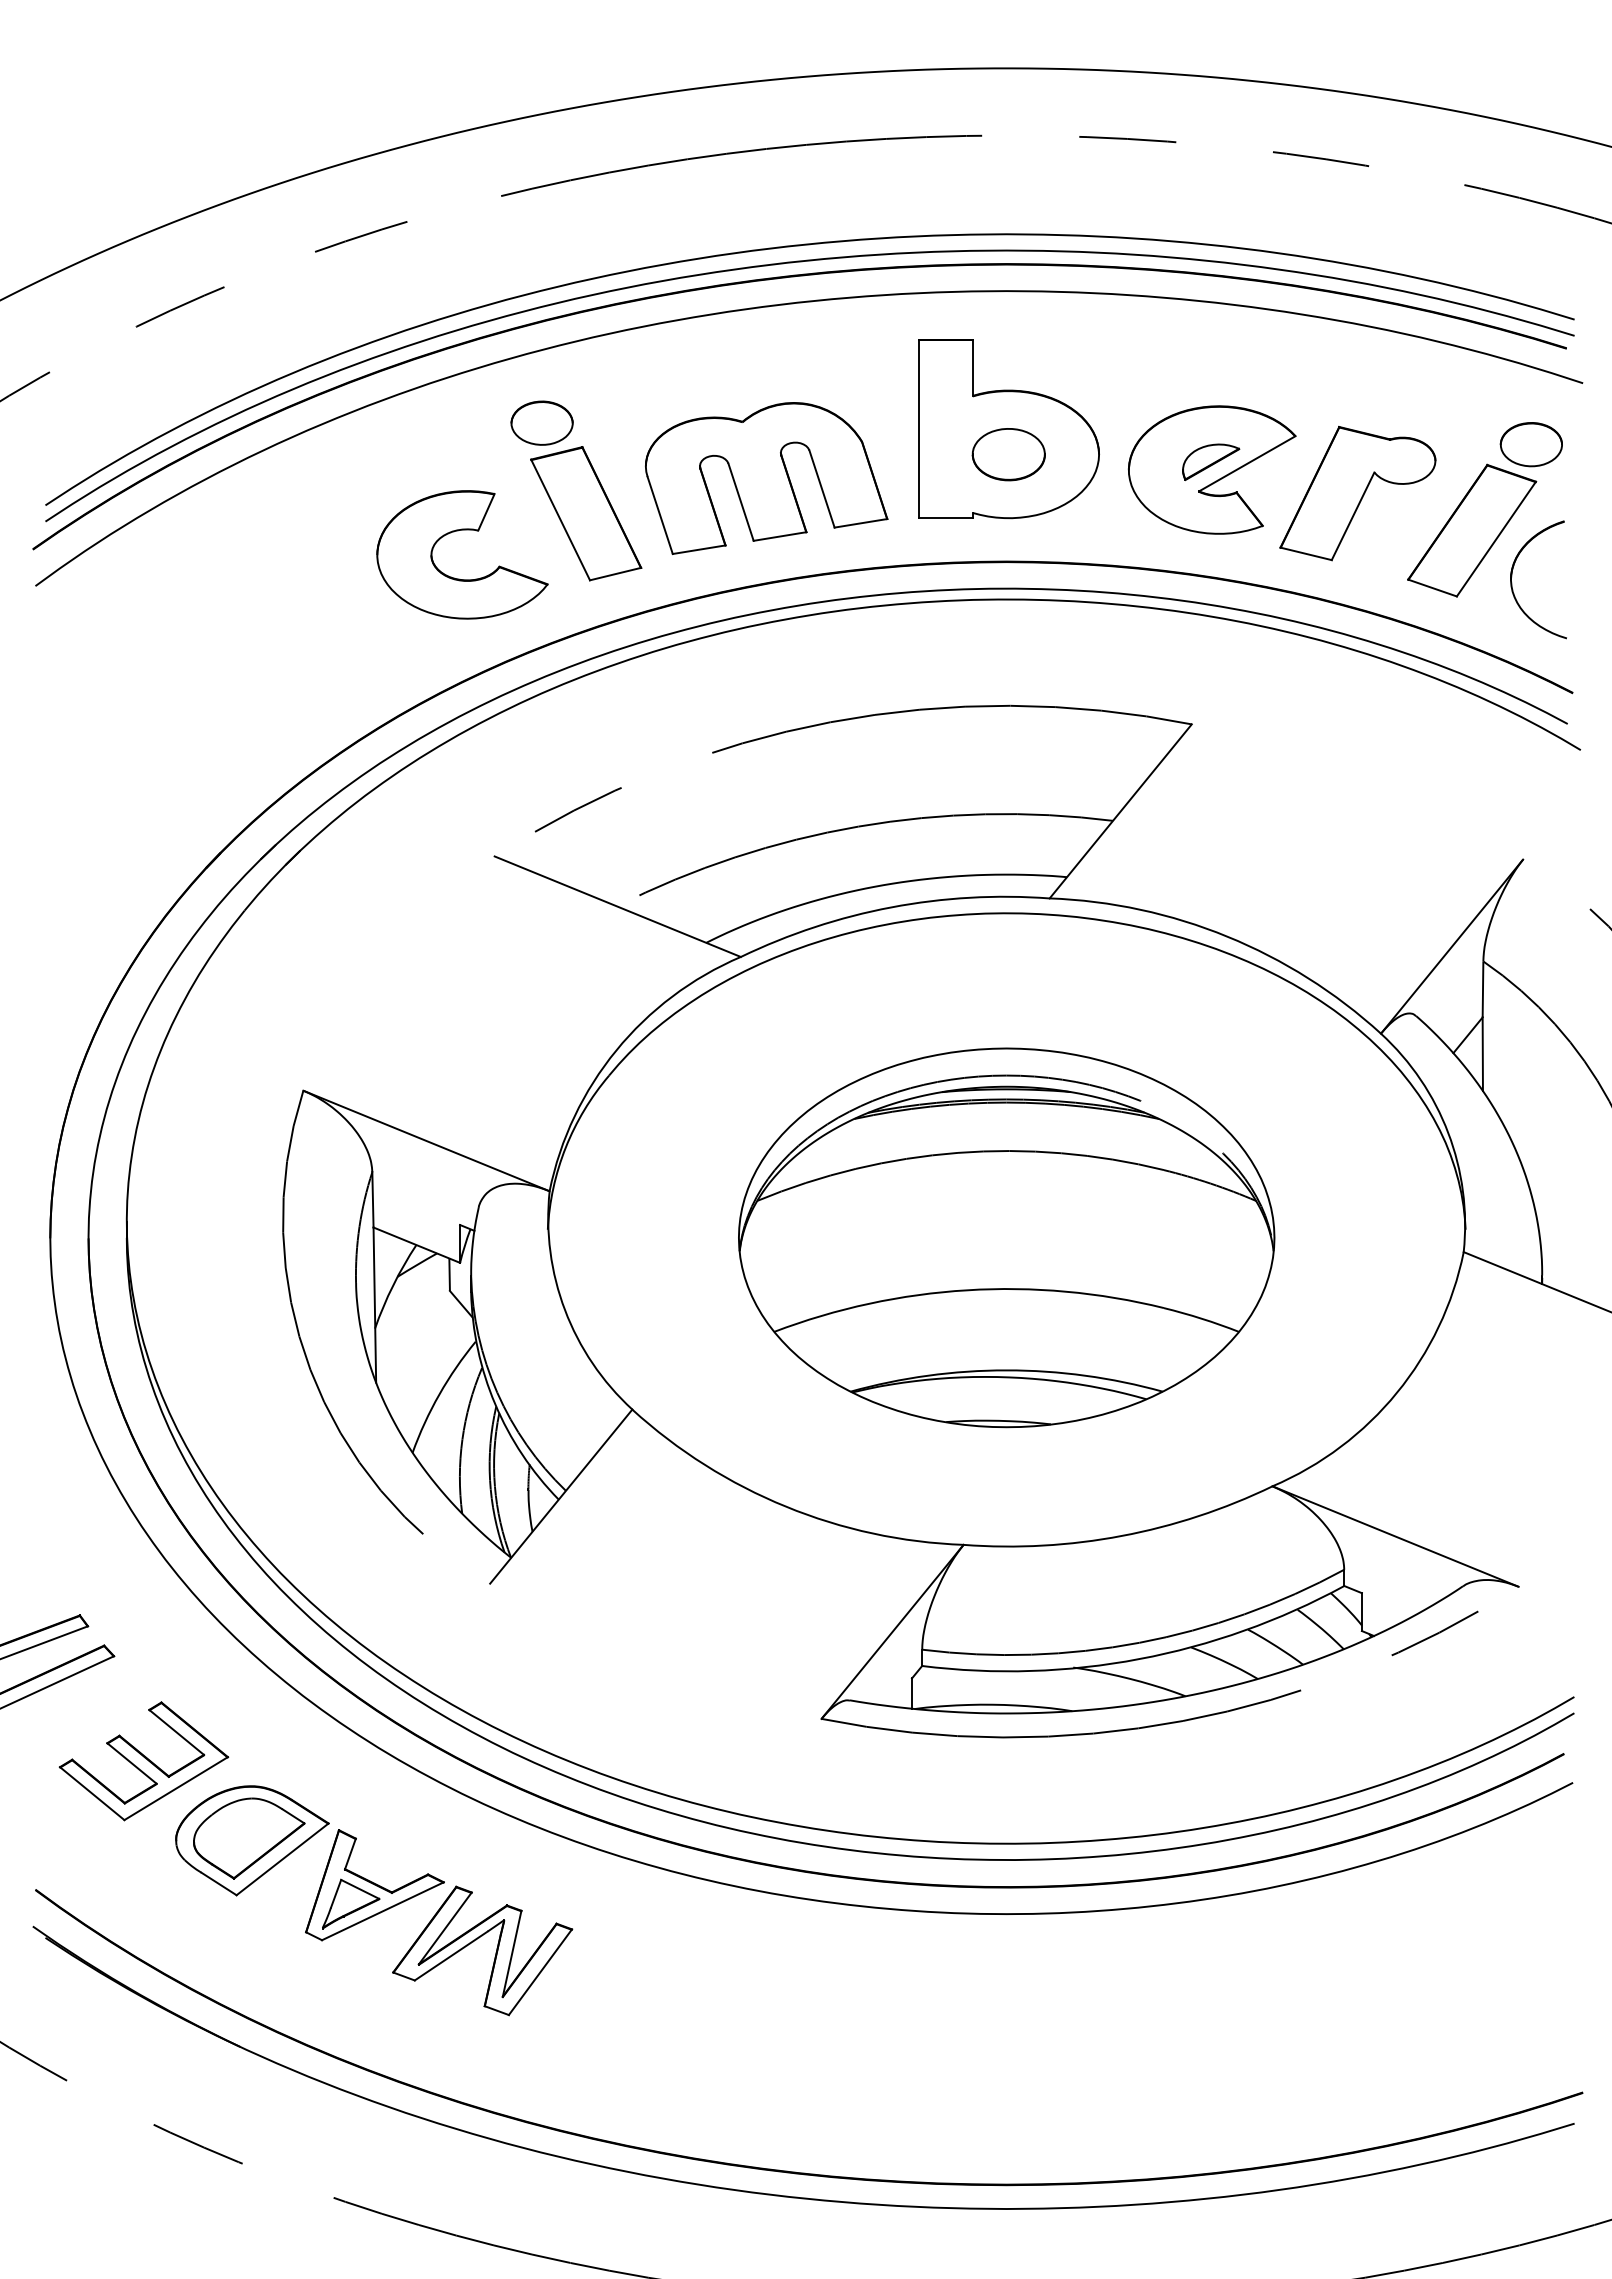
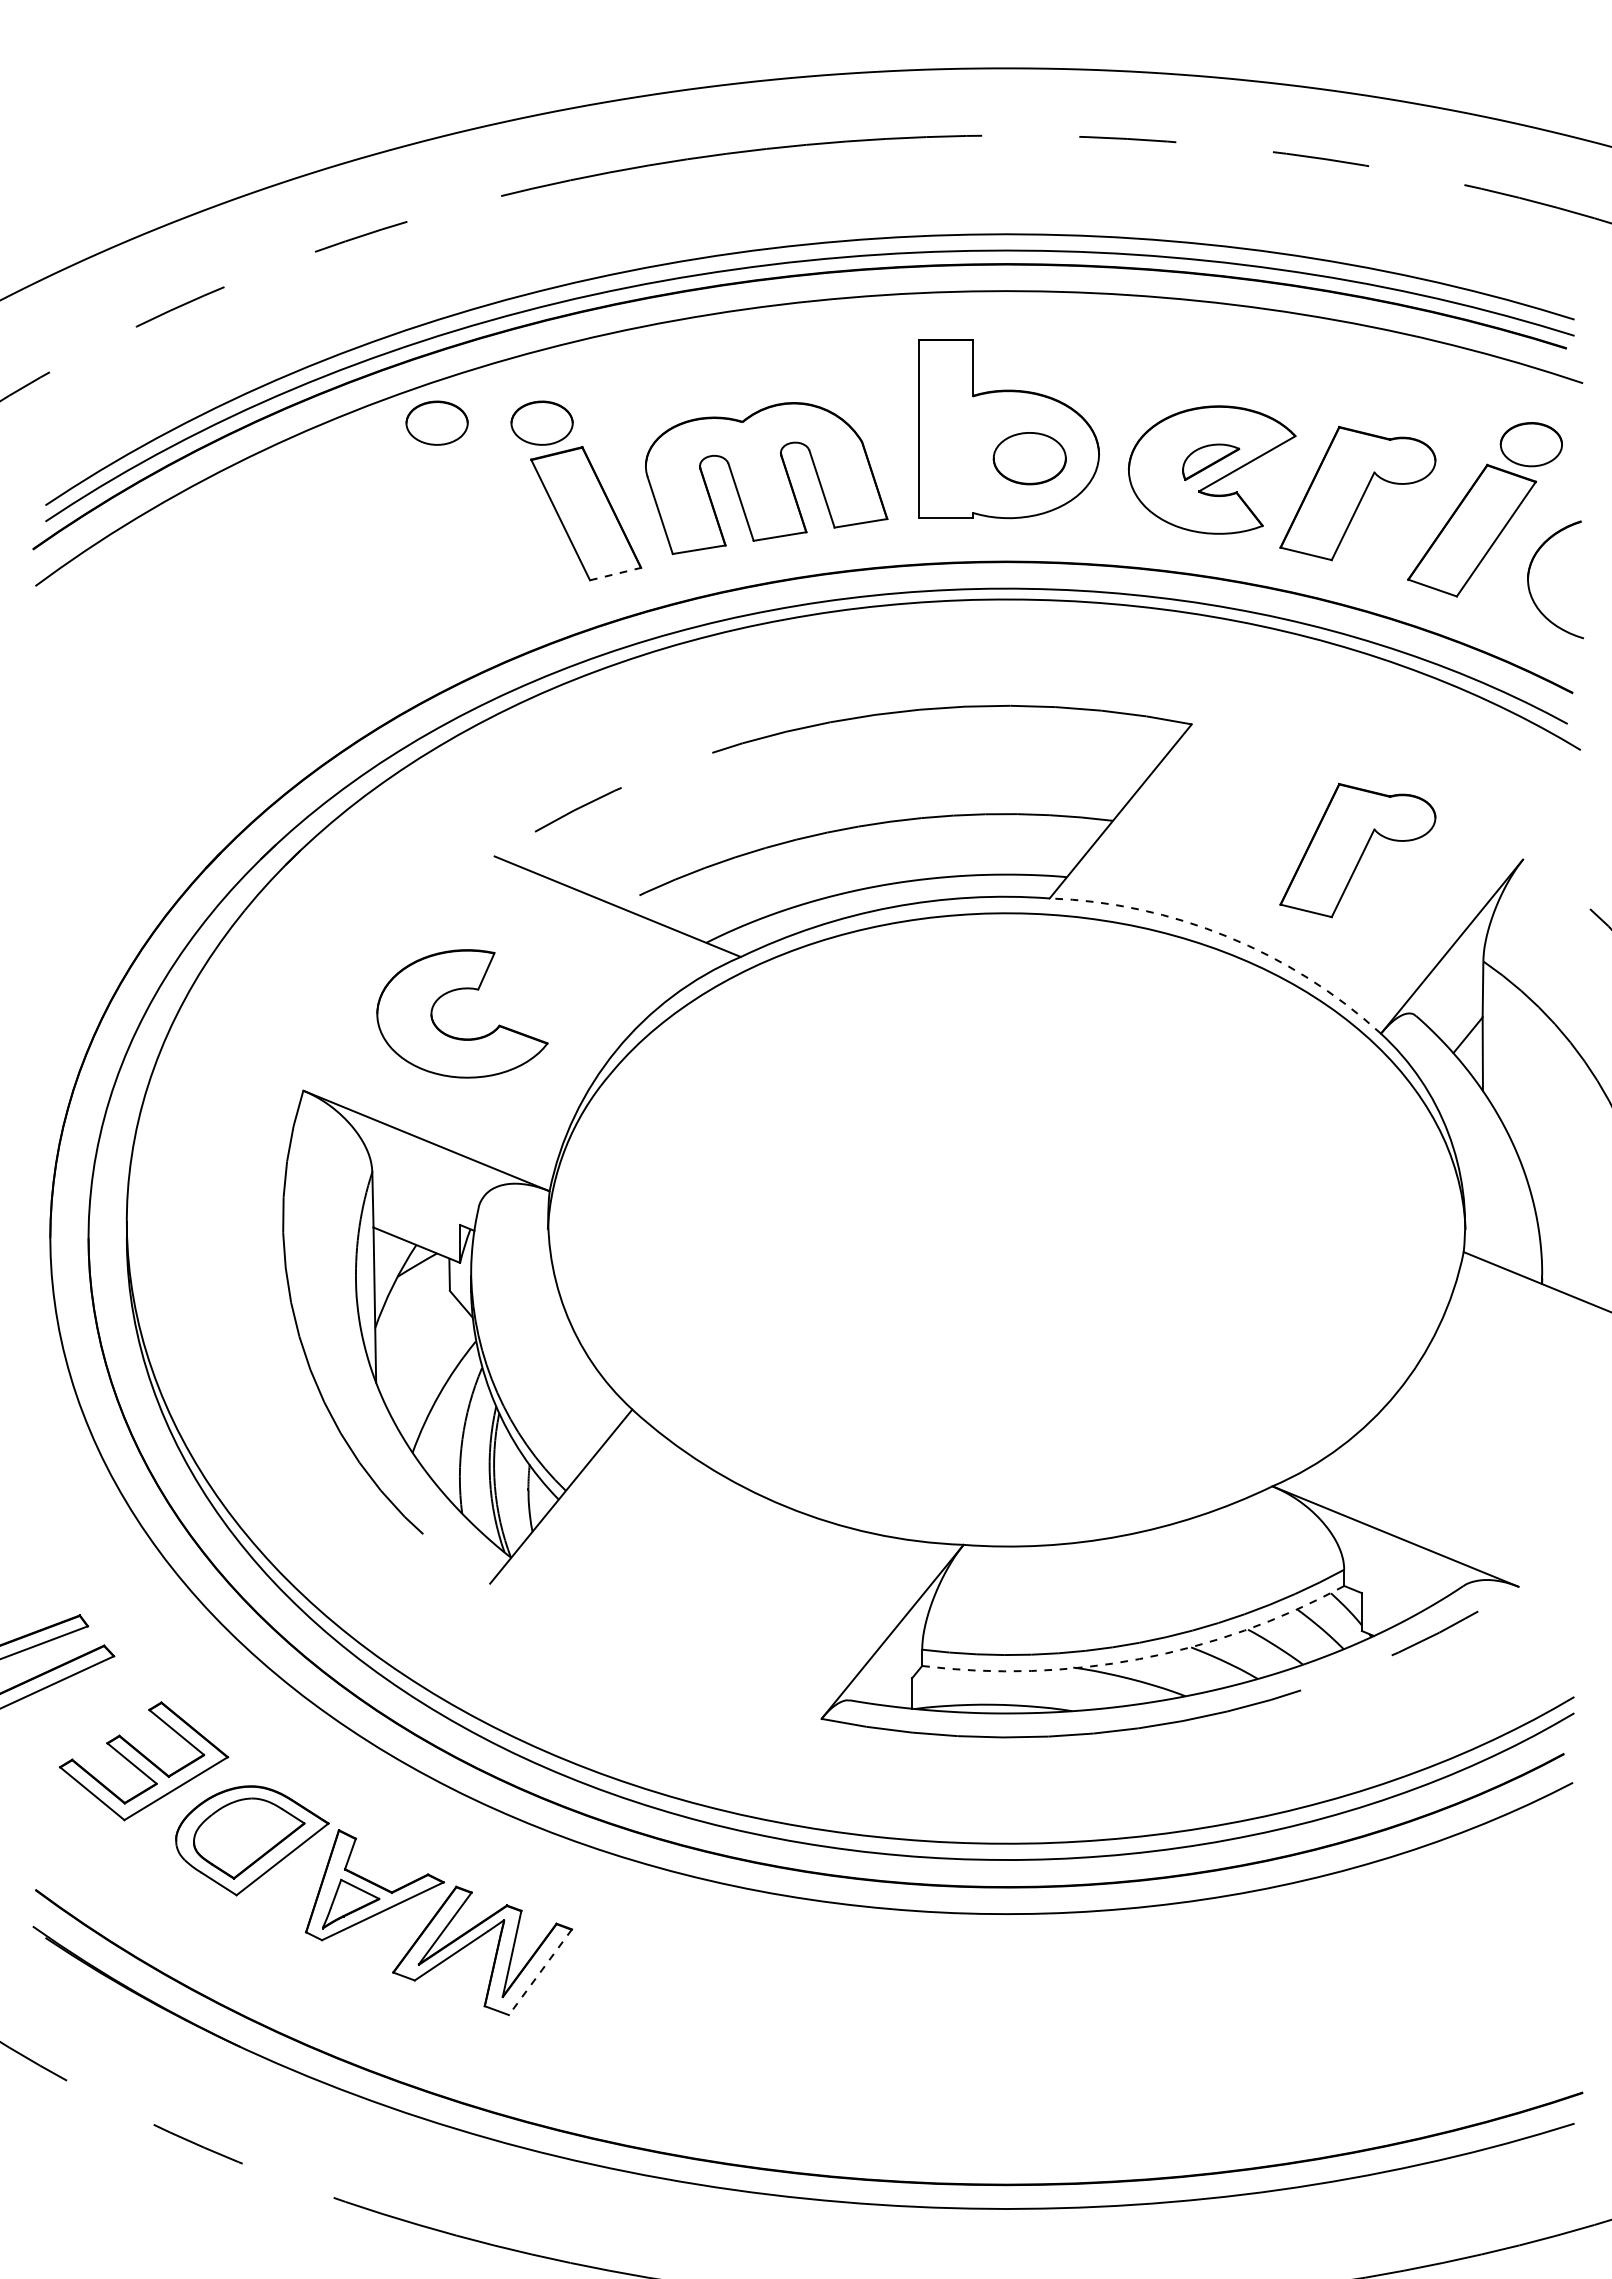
part: none -> present (436, 422)
part position: (1008, 454) -> (1029, 458) (1029, 458)
part position: (458, 531) -> (458, 990) (458, 990)
line: solid -> dashed (616, 573)
part position: (1512, 576) -> (1529, 576) (1529, 576)
part: none -> present (1357, 850)
arc: solid -> dashed (1227, 936)
part: present -> none (1006, 1237)
arc: solid -> dashed (1139, 1659)
line: solid -> dashed (540, 1972)
